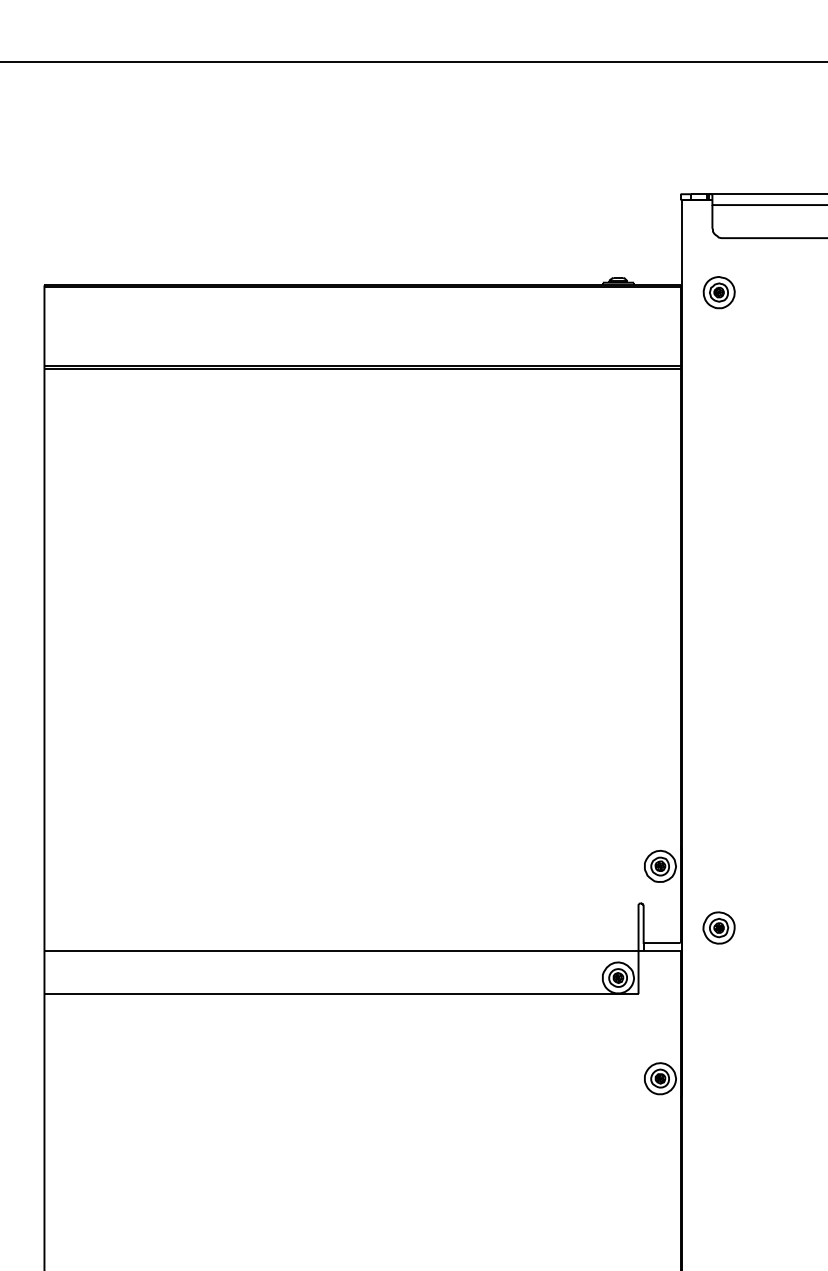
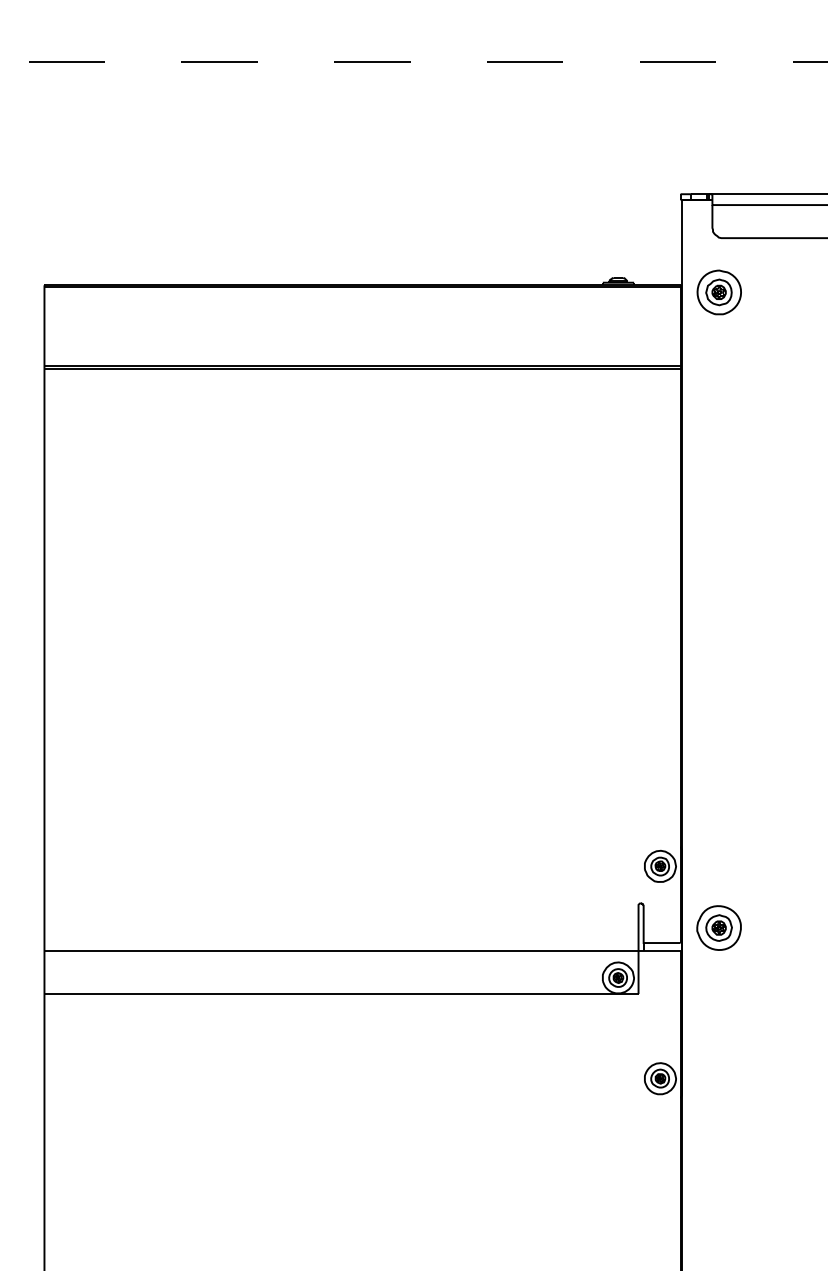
line: solid -> dashed (413, 61)
part size: 34x34 px -> 46x47 px (718, 292)
part size: 34x34 px -> 46x46 px (718, 927)
